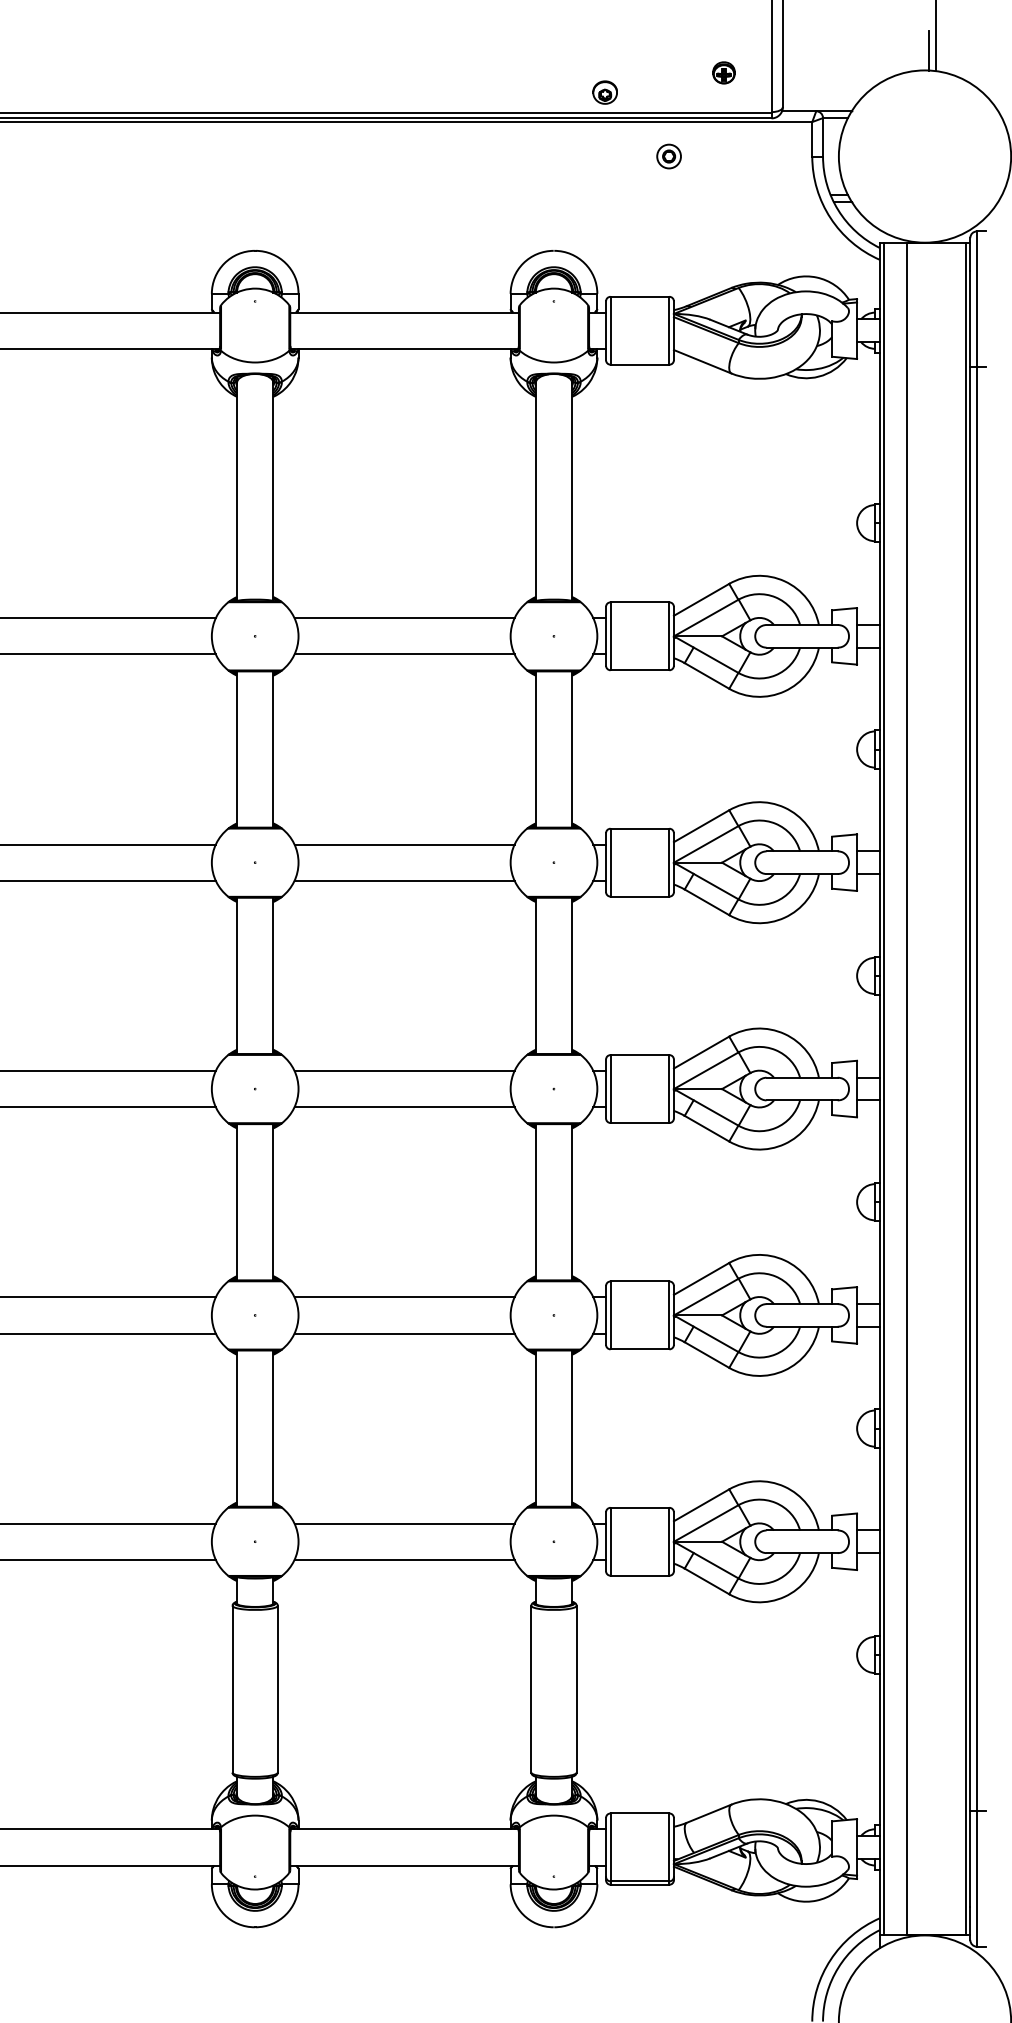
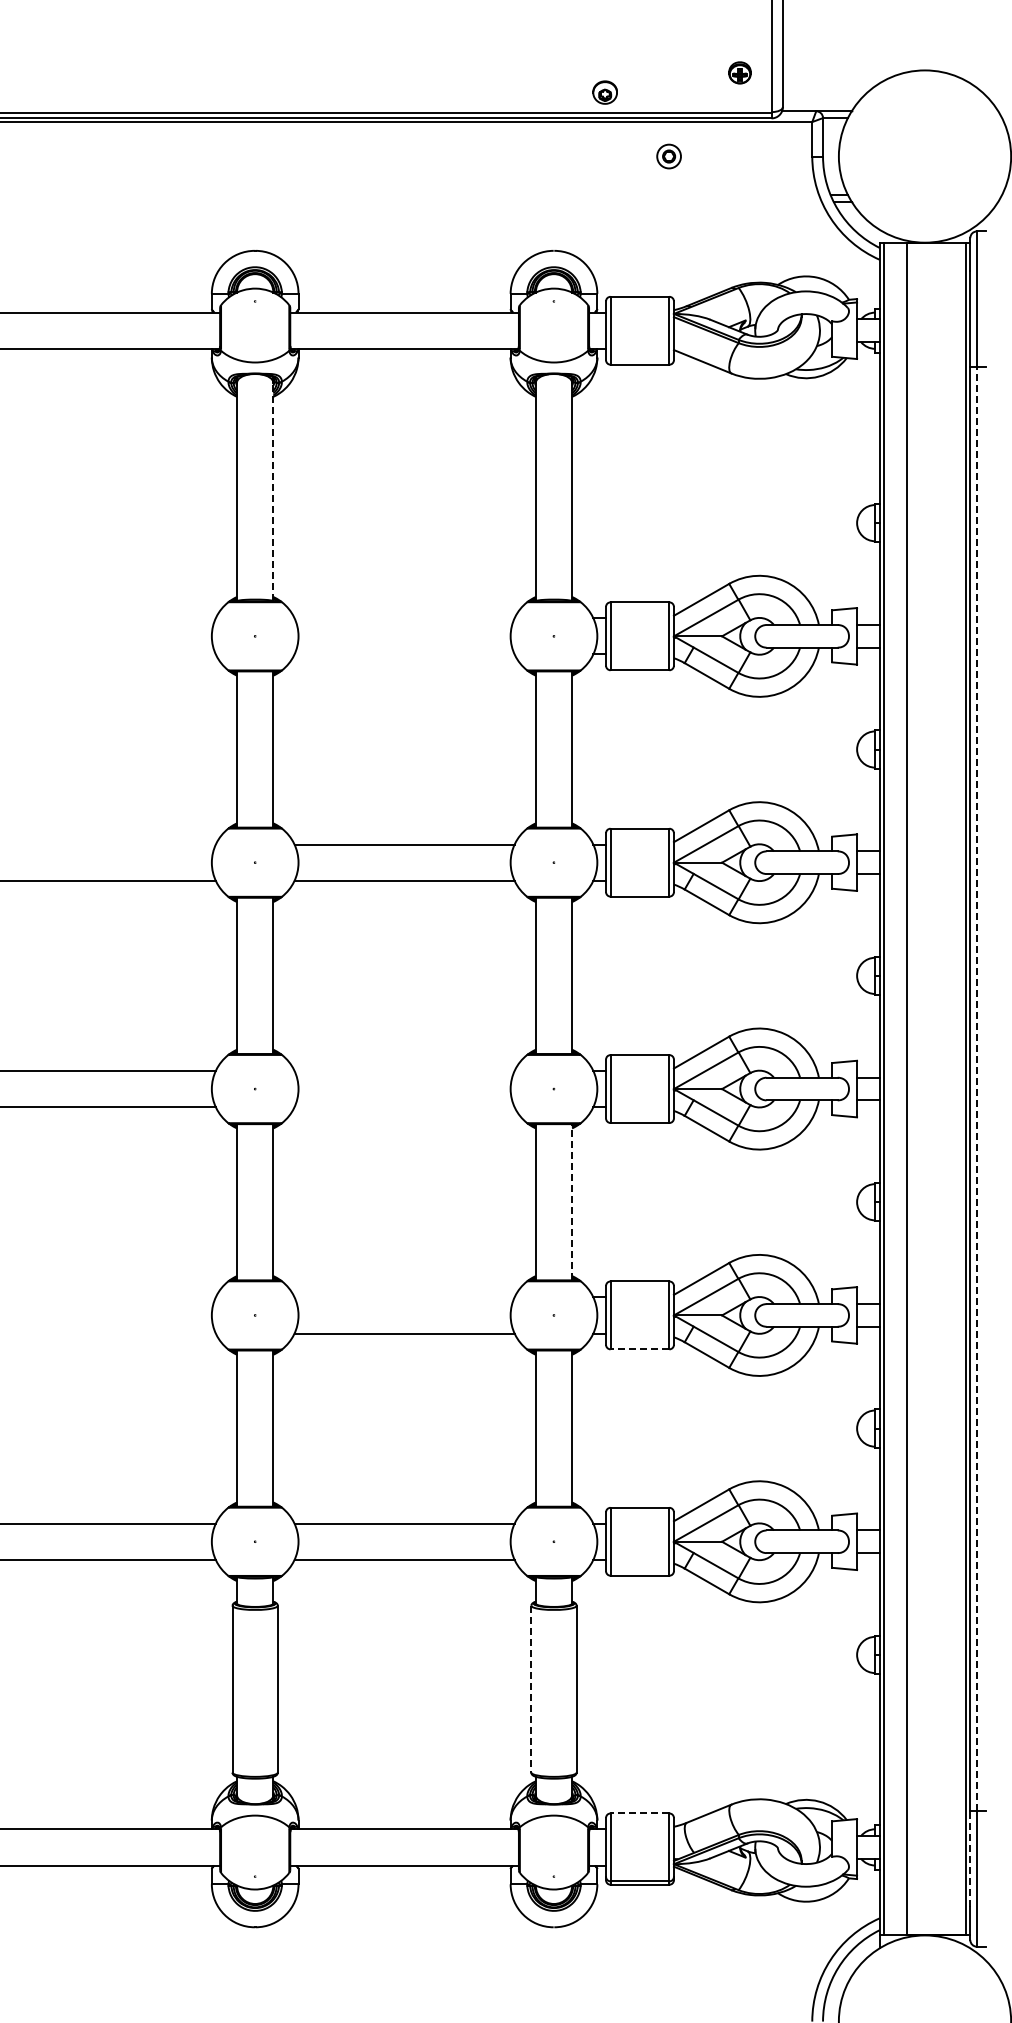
line: present -> none (935, 36)
line: present -> none (928, 50)
part position: (723, 72) -> (739, 72) (739, 72)
line: solid -> dashed (273, 491)
line: present -> none (108, 618)
line: present -> none (404, 618)
line: present -> none (108, 654)
line: present -> none (404, 654)
line: present -> none (108, 844)
line: present -> none (404, 1070)
line: solid -> dashed (977, 1089)
line: present -> none (404, 1107)
line: solid -> dashed (572, 1201)
line: present -> none (108, 1297)
line: present -> none (404, 1297)
line: present -> none (108, 1333)
line: solid -> dashed (639, 1349)
line: solid -> dashed (531, 1689)
line: solid -> dashed (639, 1813)
line: solid -> dashed (970, 1858)
